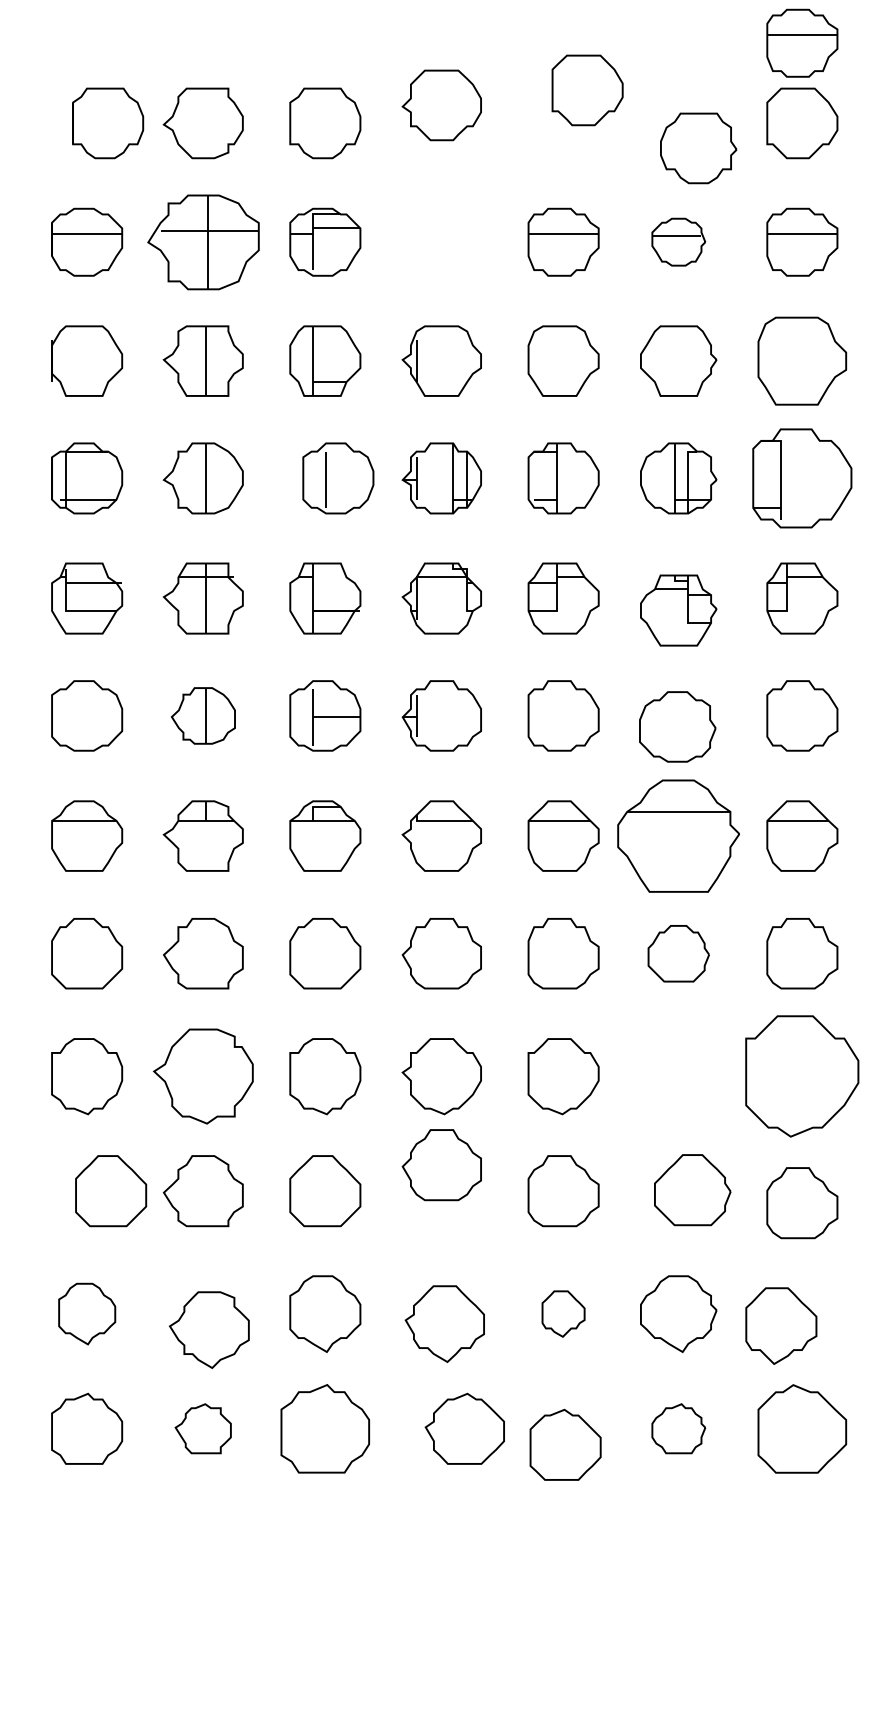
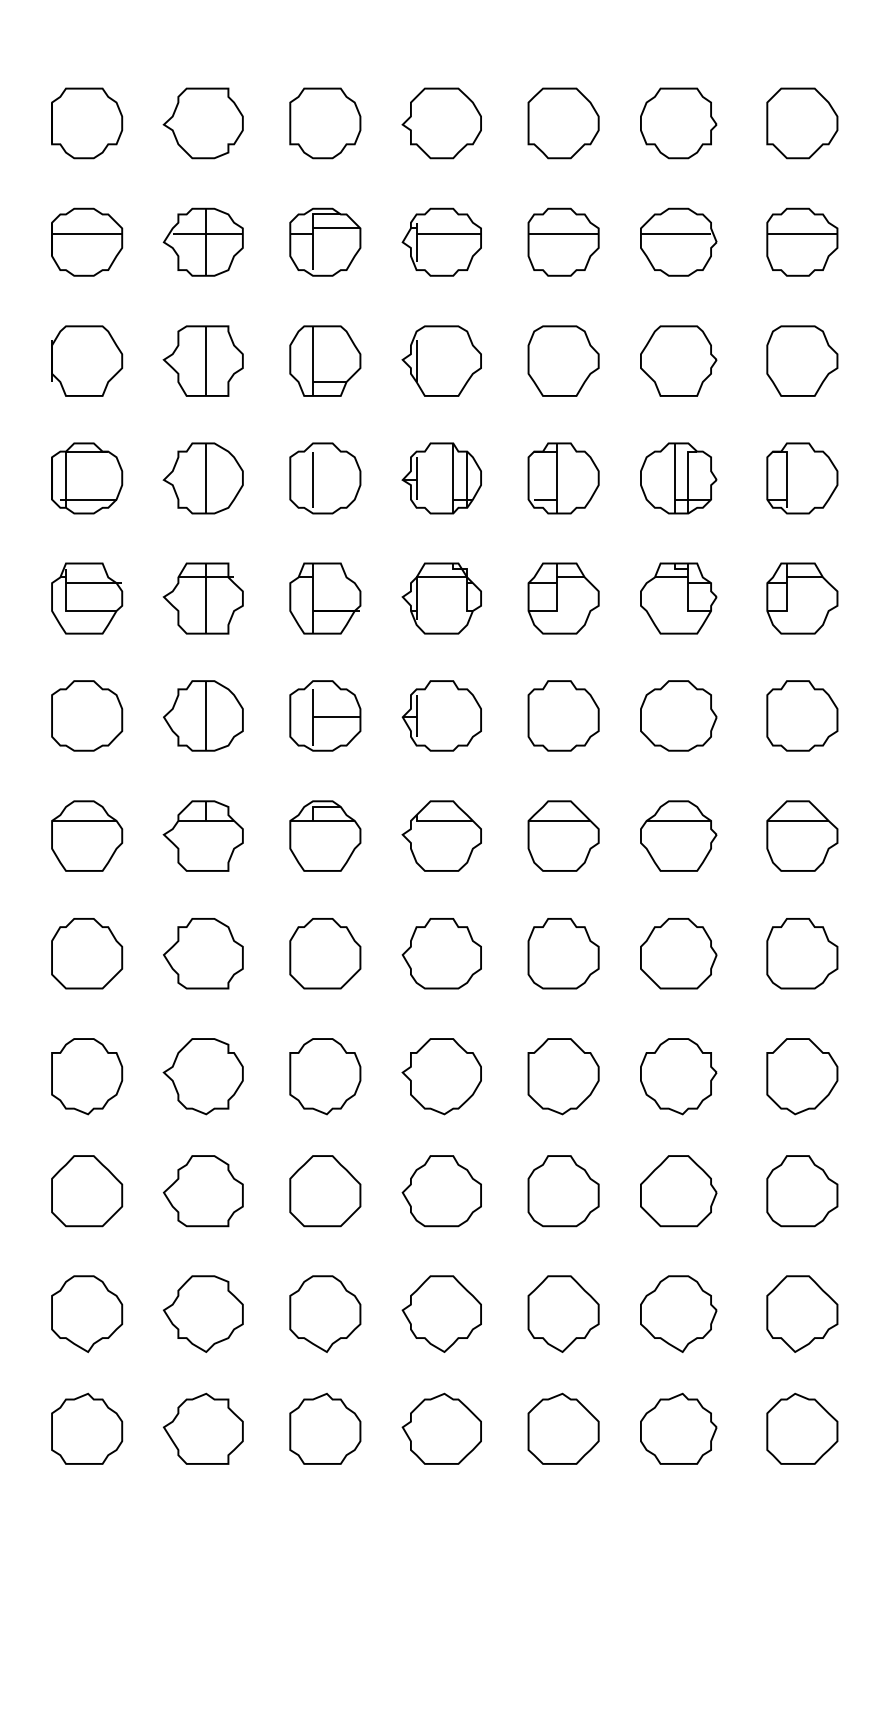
part: present -> none (802, 42)
part position: (587, 90) -> (563, 123) (563, 123)
part position: (441, 105) -> (441, 123) (441, 123)
part position: (108, 123) -> (87, 123) (87, 123)
part position: (698, 148) -> (678, 123) (678, 123)
part: none -> present (441, 241)
part size: 56x50 px -> 78x70 px (678, 241)
part size: 113x97 px -> 82x70 px (202, 241)
part size: 91x90 px -> 73x72 px (802, 360)
part position: (338, 478) -> (325, 478) (325, 478)
part size: 101x101 px -> 73x73 px (802, 478)
part position: (678, 610) -> (678, 598) (678, 598)
part size: 65x58 px -> 81x72 px (203, 715)
part position: (677, 726) -> (678, 715) (678, 715)
part size: 123x114 px -> 78x72 px (678, 835)
part size: 63x58 px -> 78x72 px (678, 953)
part size: 101x97 px -> 82x78 px (202, 1076)
part: none -> present (678, 1076)
part size: 115x123 px -> 73x78 px (802, 1076)
part position: (441, 1165) -> (441, 1191) (441, 1191)
part position: (692, 1190) -> (678, 1191) (678, 1191)
part position: (111, 1191) -> (87, 1191) (87, 1191)
part position: (802, 1203) -> (802, 1191) (802, 1191)
part size: 59x64 px -> 73x78 px (87, 1313)
part size: 45x48 px -> 73x78 px (563, 1313)
part position: (444, 1323) -> (441, 1313) (441, 1313)
part position: (781, 1325) -> (802, 1313) (802, 1313)
part position: (209, 1329) -> (203, 1313) (203, 1313)
part size: 58x52 px -> 82x73 px (202, 1428)
part size: 90x90 px -> 73x72 px (325, 1428)
part position: (464, 1428) -> (441, 1428) (441, 1428)
part size: 56x52 px -> 78x73 px (678, 1428)
part size: 91x90 px -> 73x73 px (802, 1428)
part position: (565, 1444) -> (563, 1428) (563, 1428)
